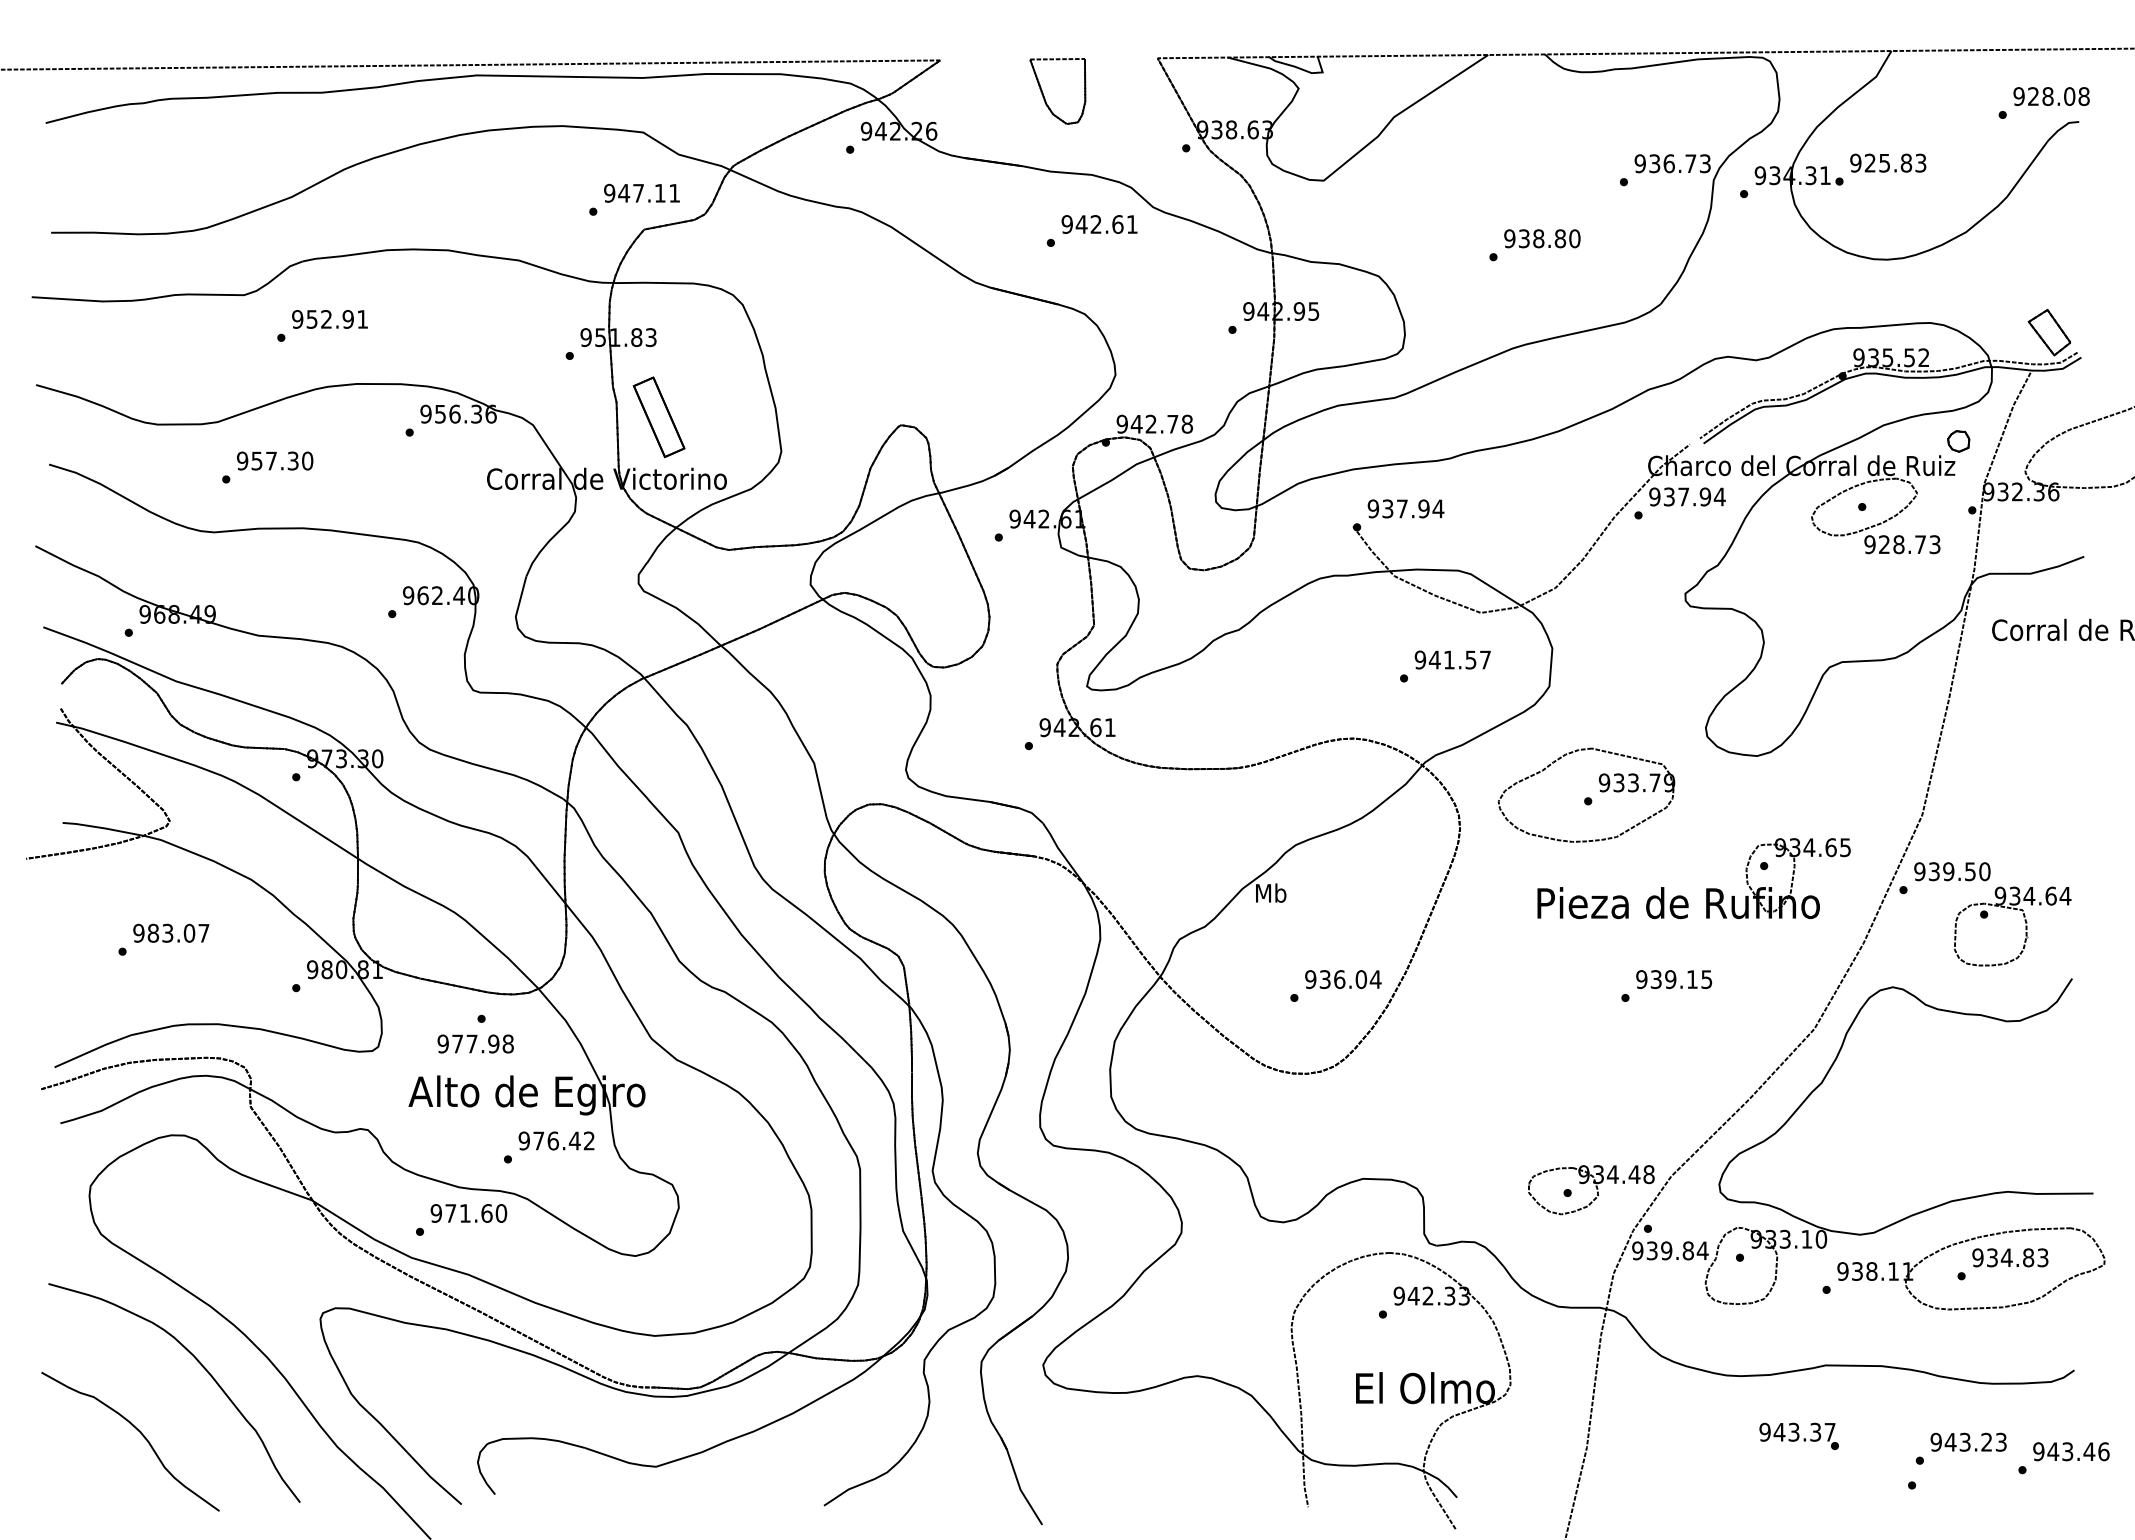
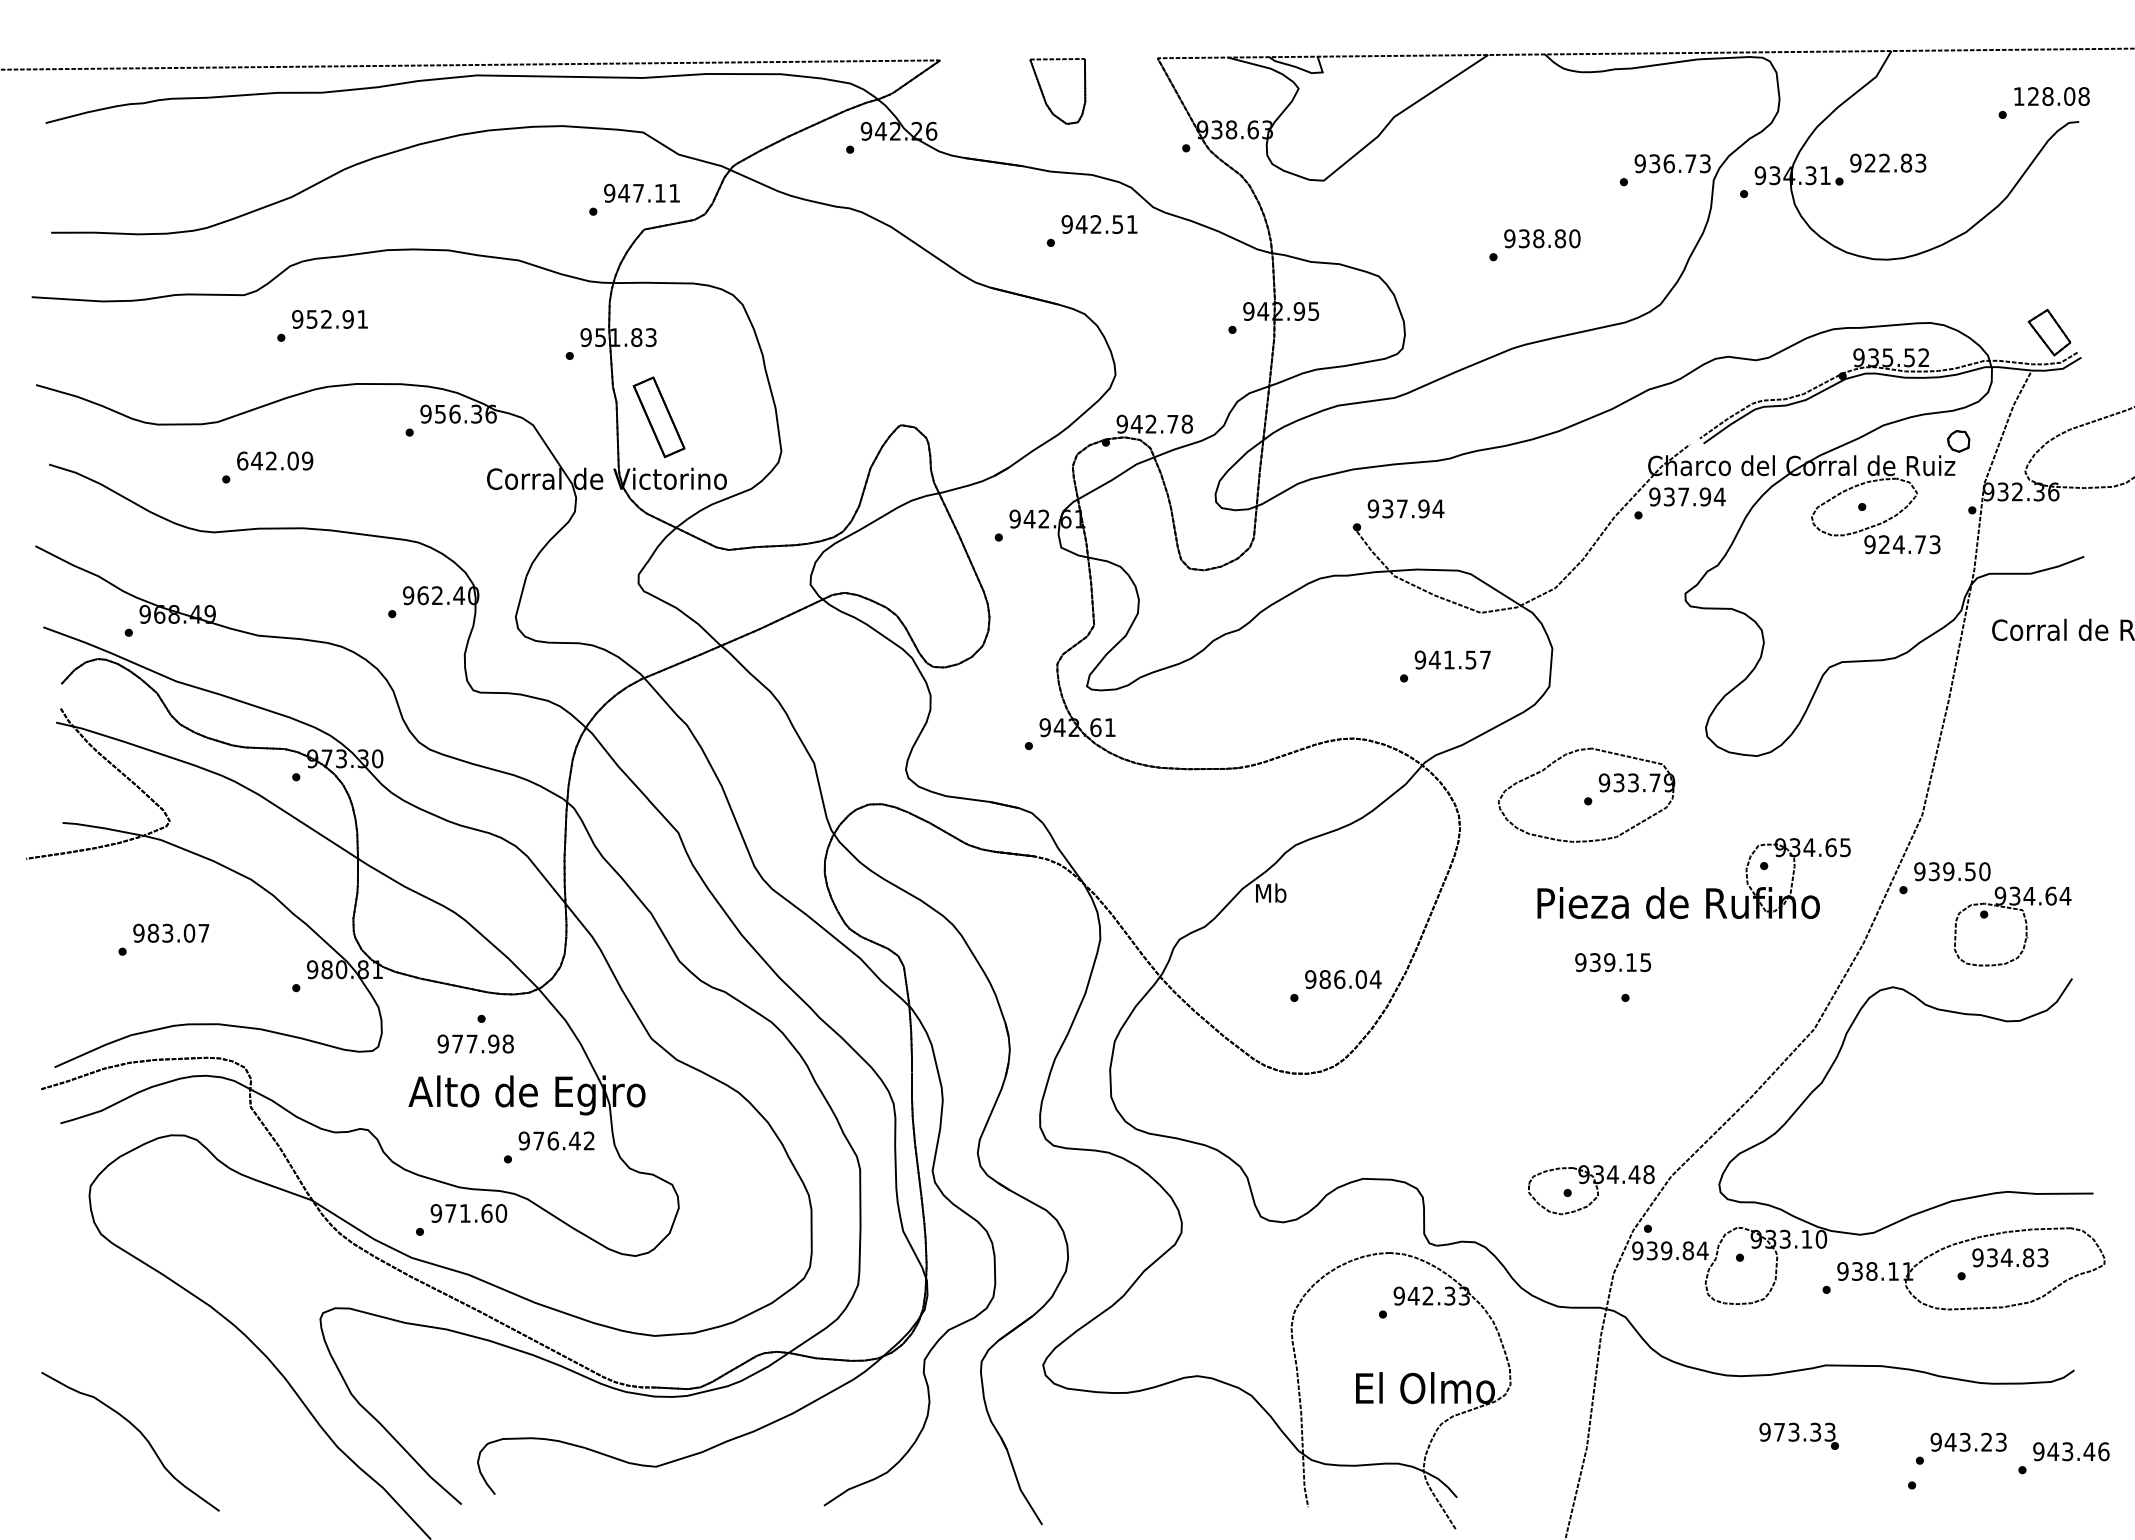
text: 928.08 -> 128.08 (2018, 96)
text: 925.83 -> 922.83 (1884, 162)
text: 942.61 -> 942.51 (1117, 224)
text: 957.30 -> 642.09 (275, 460)
text: 928.73 -> 924.73 (1898, 544)
text: 936.04 -> 986.04 (1324, 979)
text position: (1674, 979) -> (1613, 962) (1613, 962)
curve: present -> none (201, 1366)
text: 943.37 -> 973.33 (1804, 1431)
